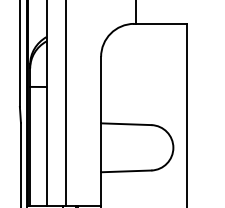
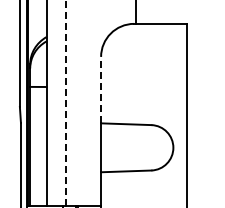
line: solid -> dashed (101, 89)
line: solid -> dashed (65, 102)
